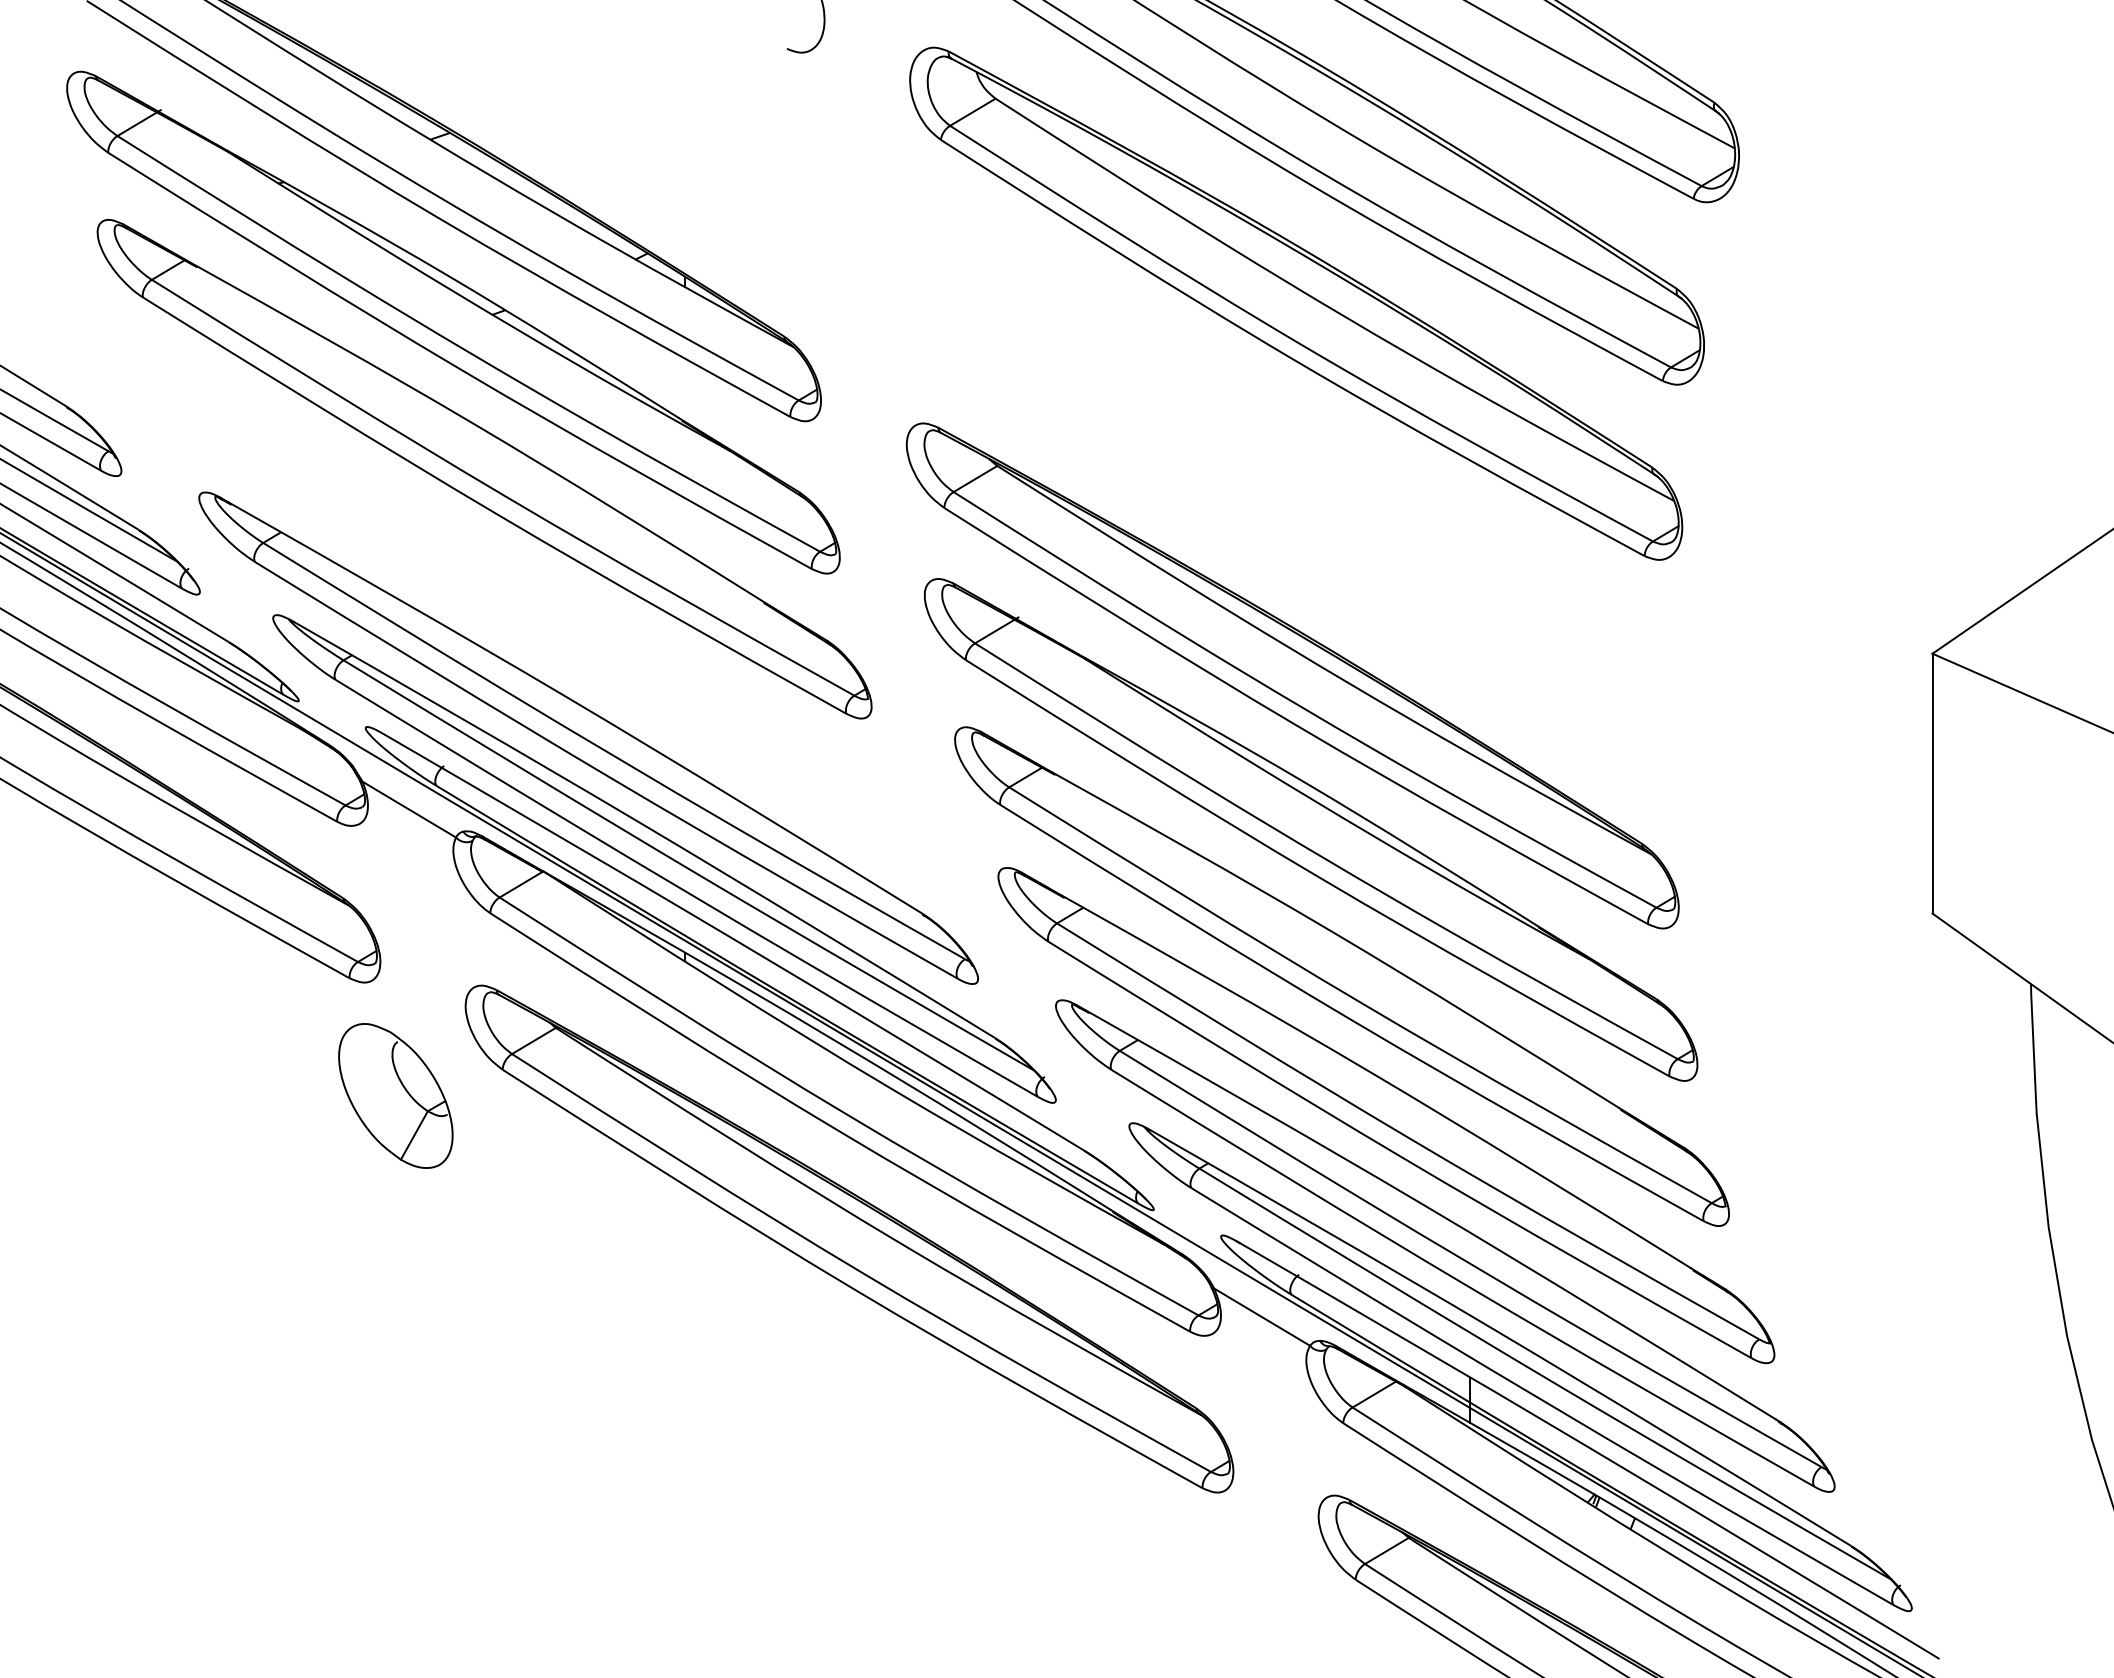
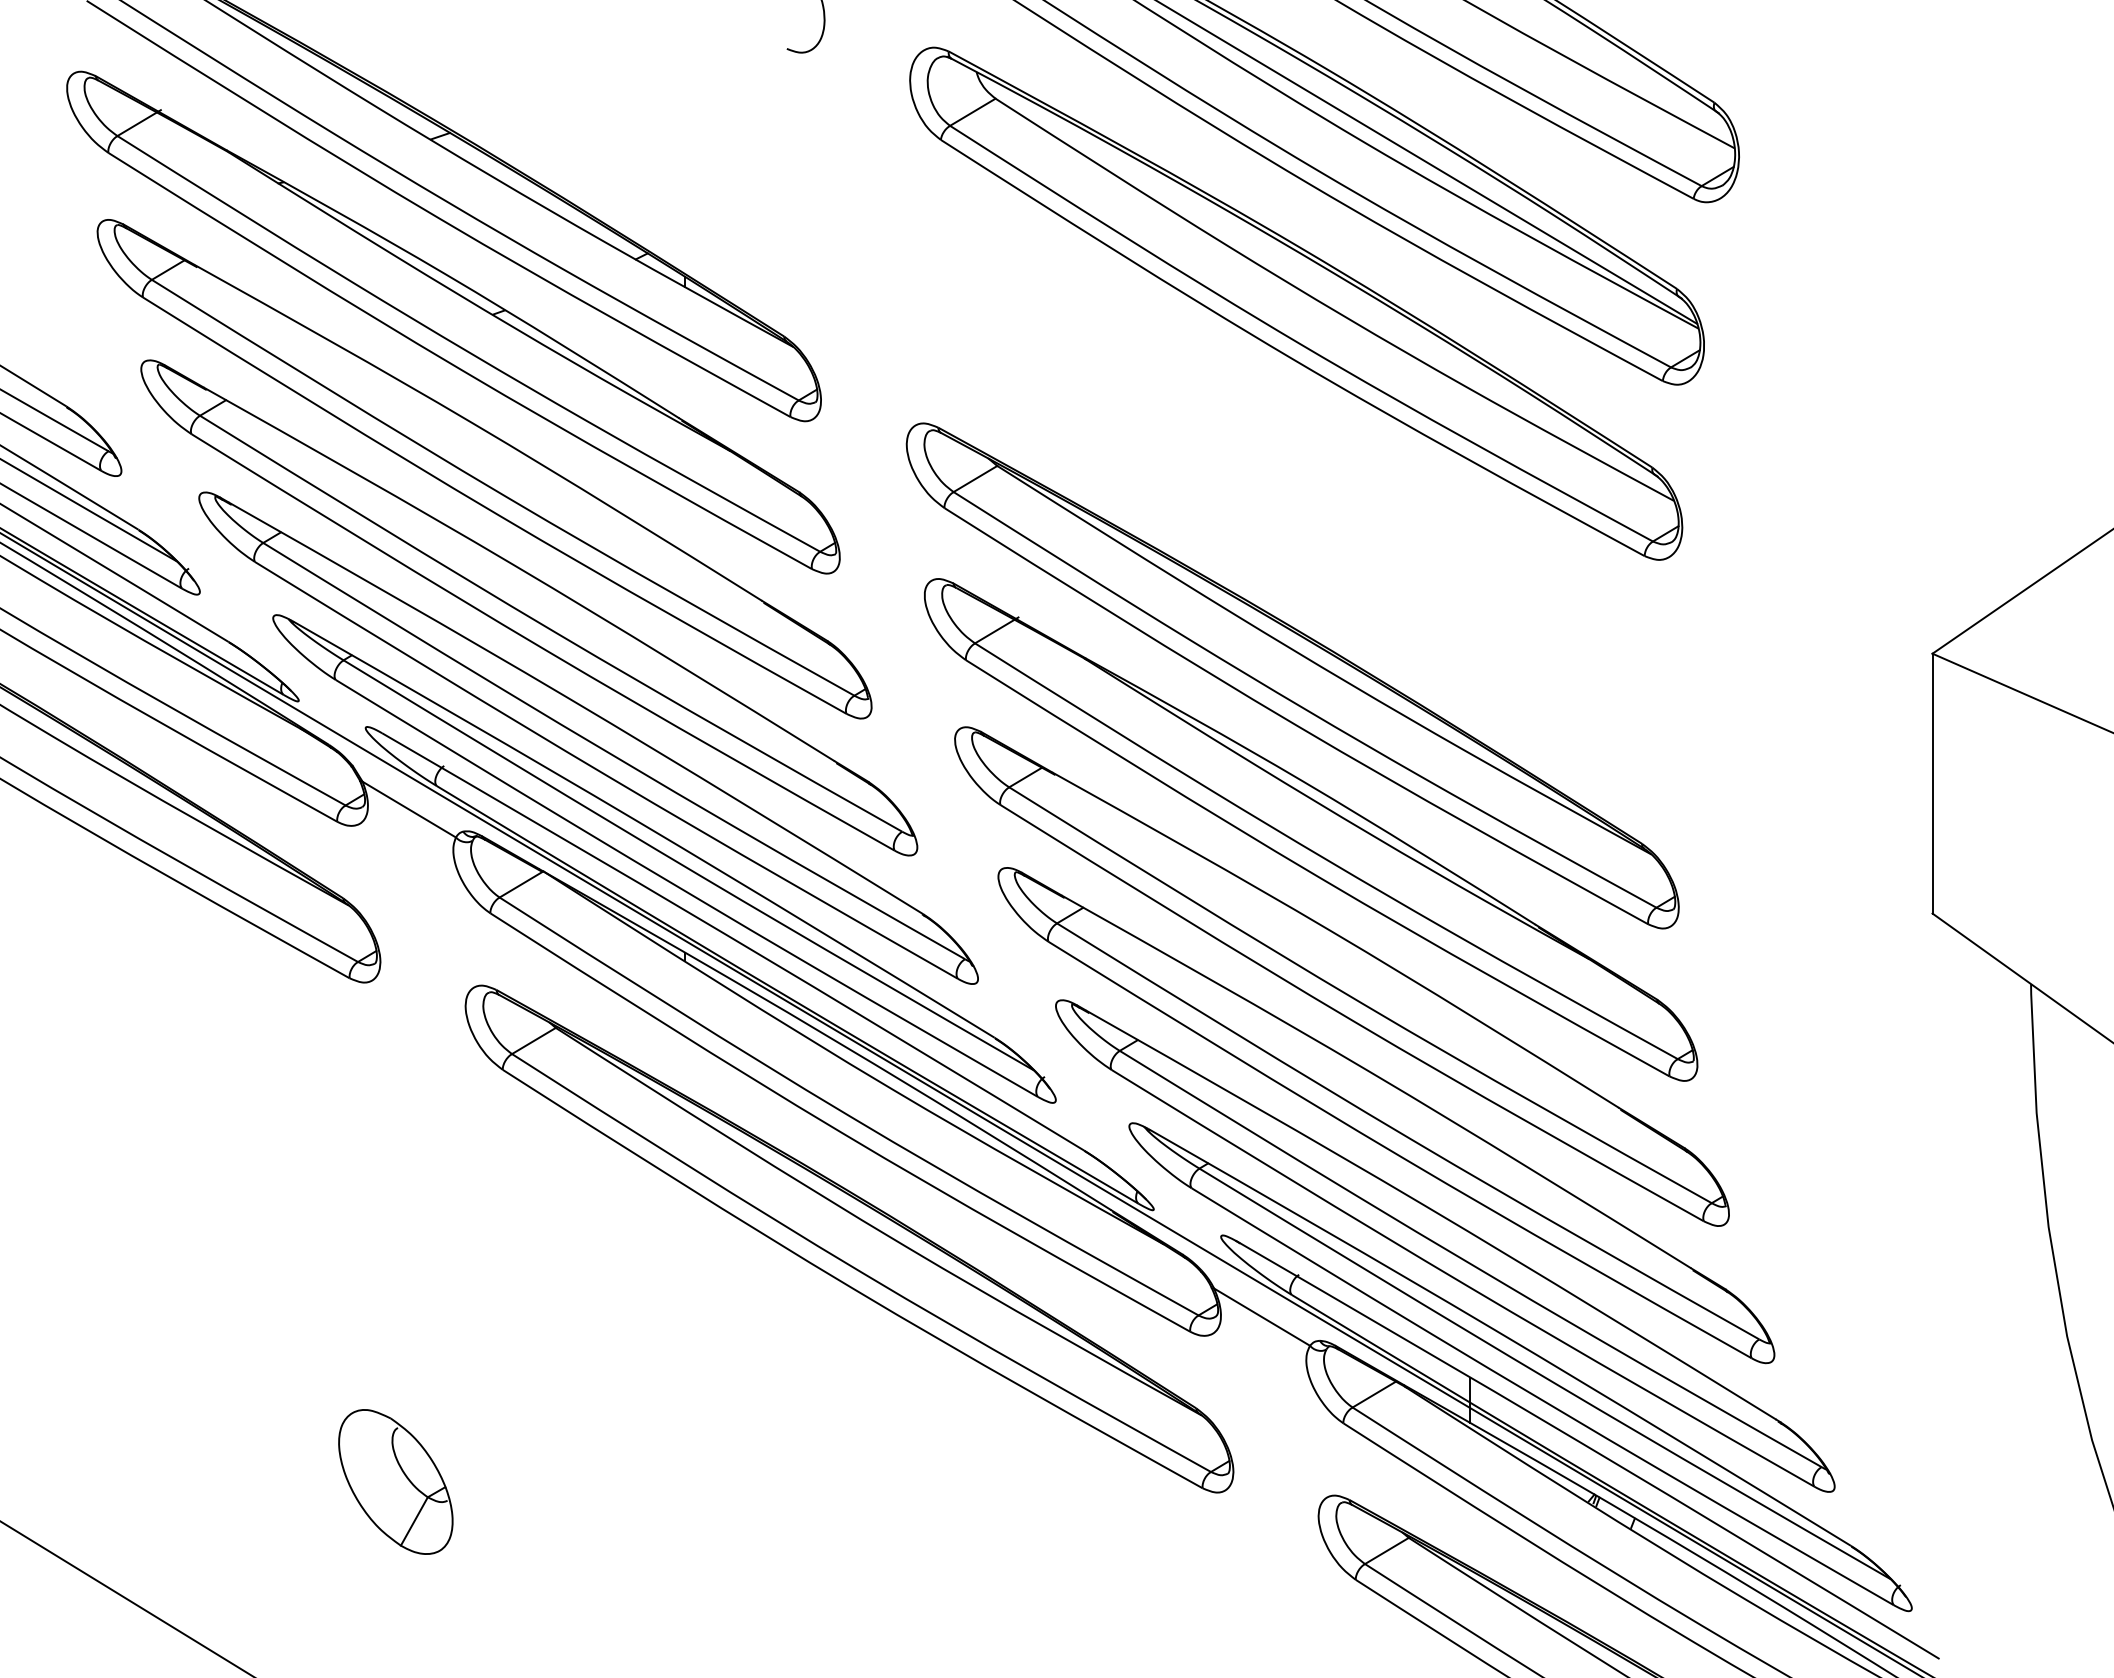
line: none -> present (1428, 162)
part: none -> present (529, 607)
part position: (395, 1095) -> (395, 1481) (395, 1481)
line: none -> present (126, 1598)
